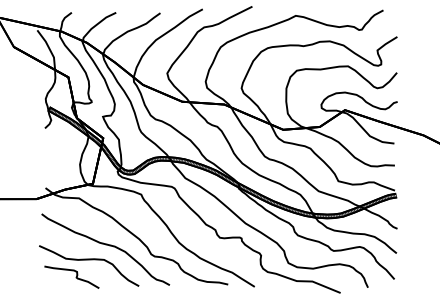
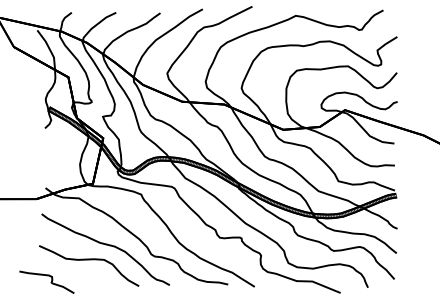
curve position: (75, 277) -> (50, 282) (50, 282)
